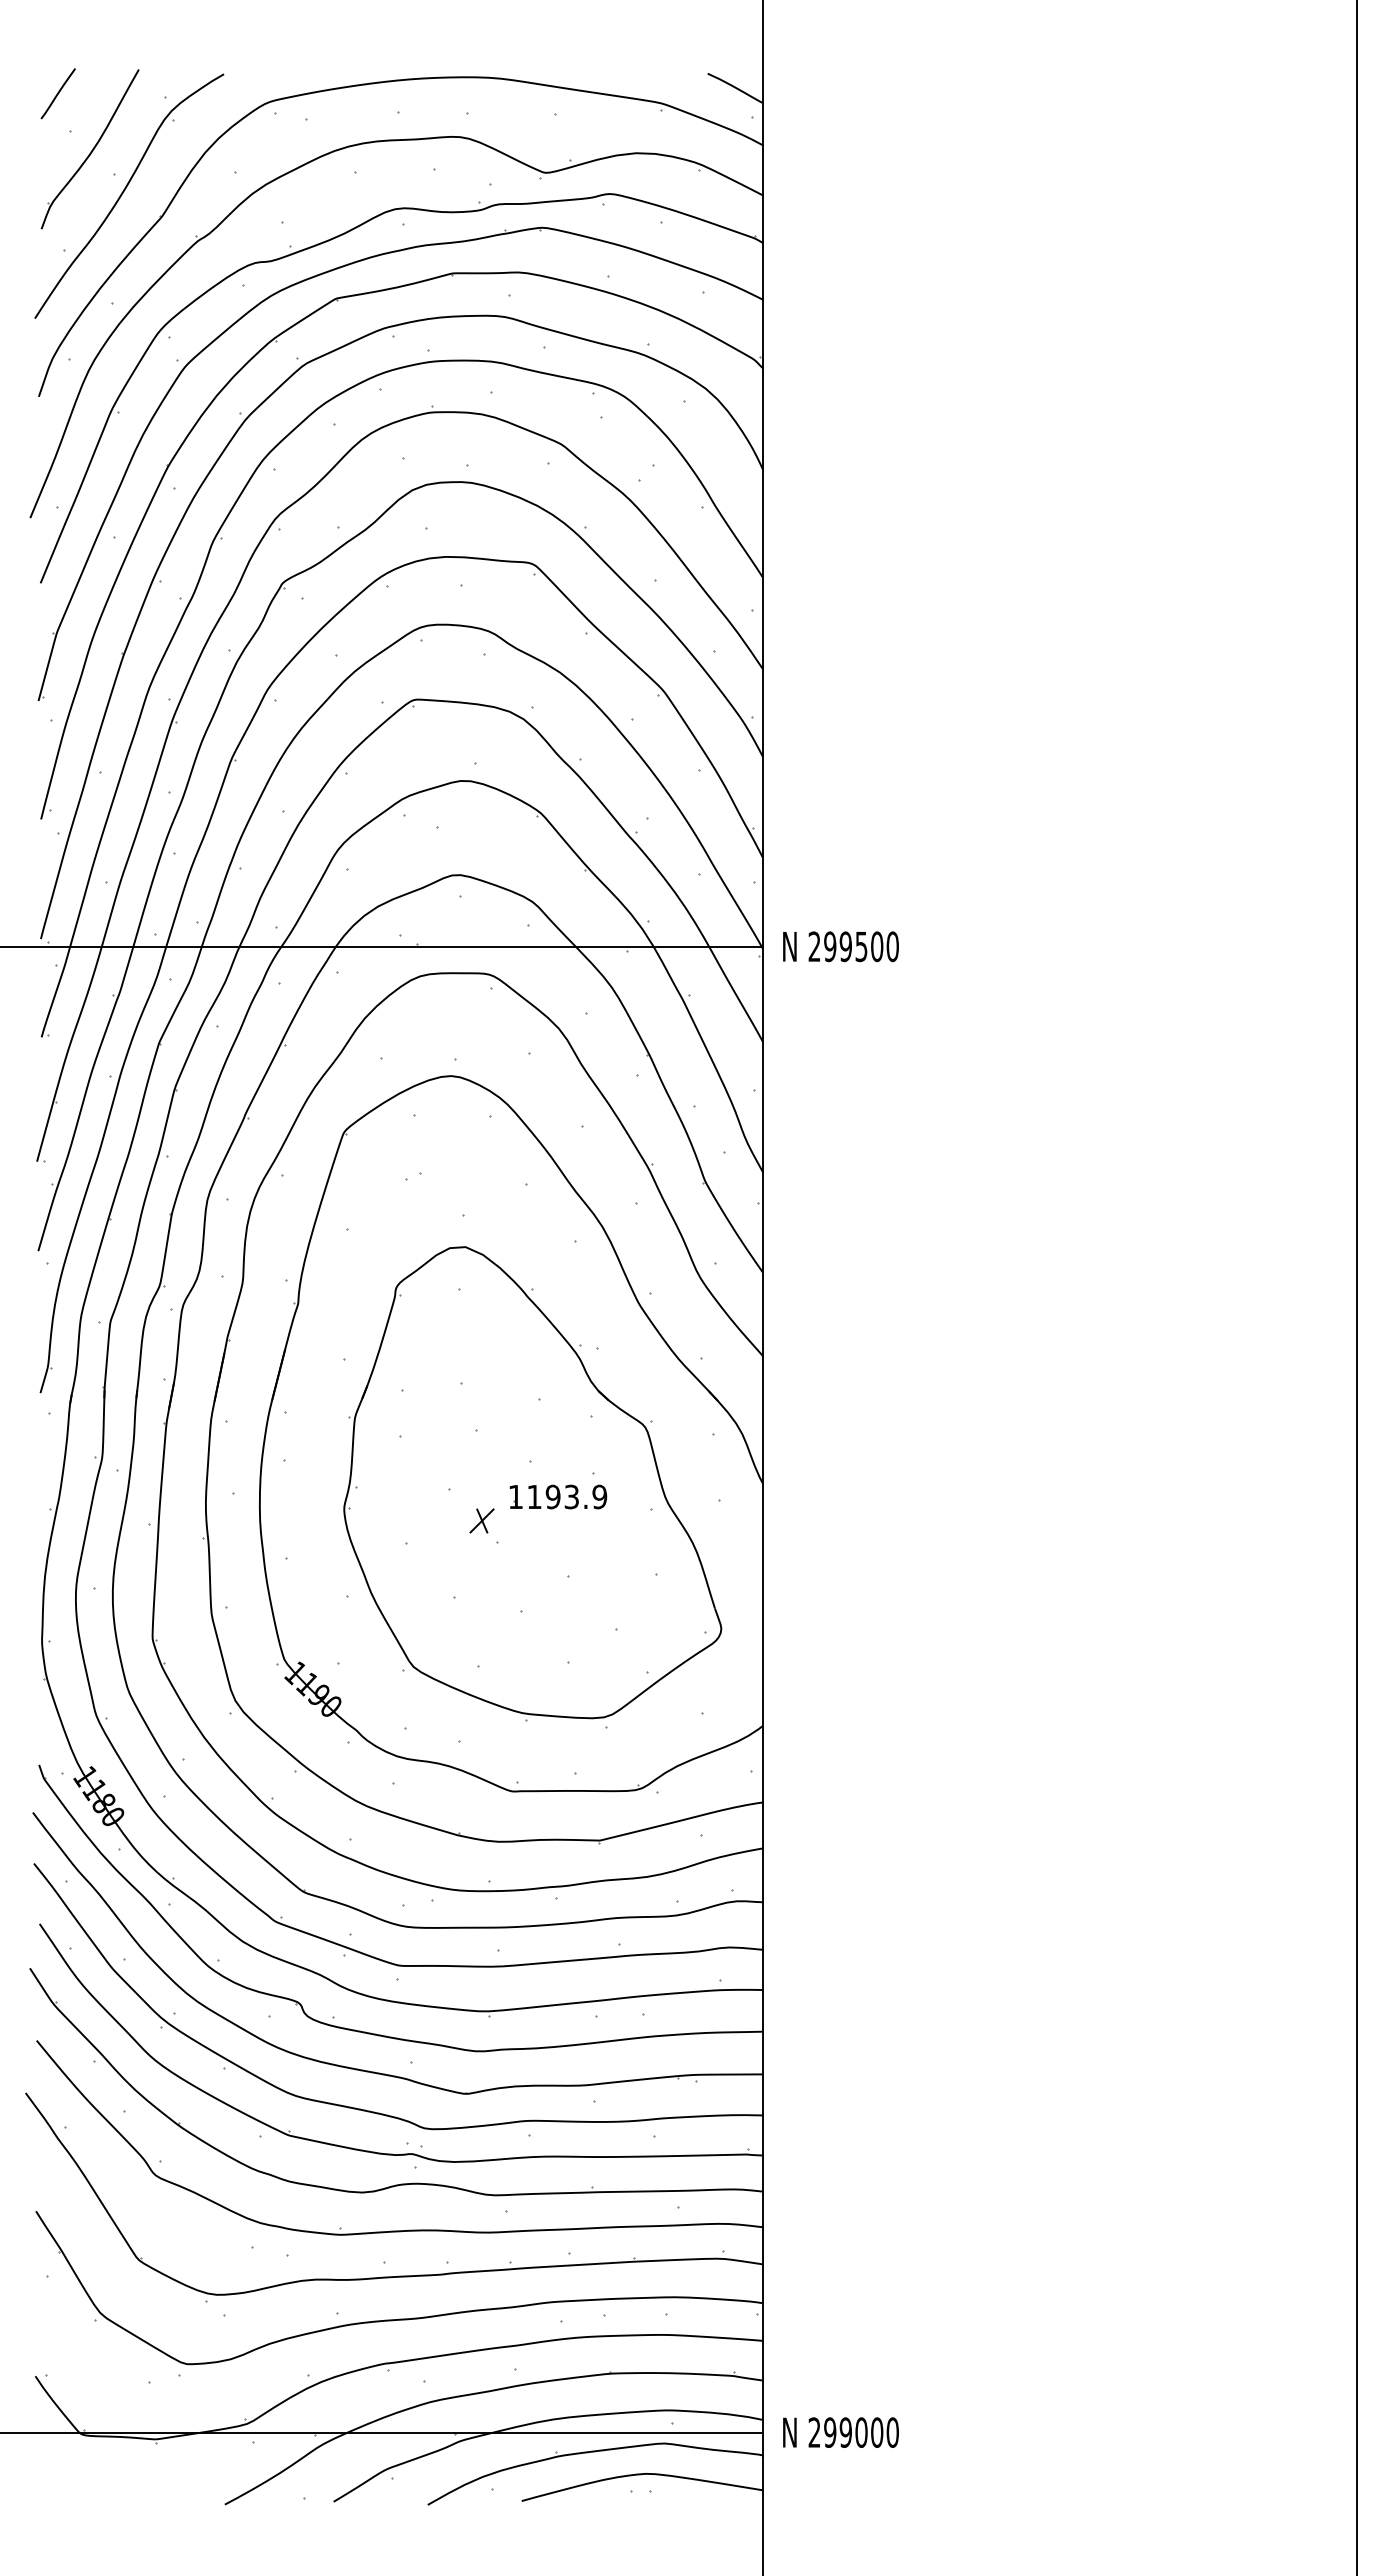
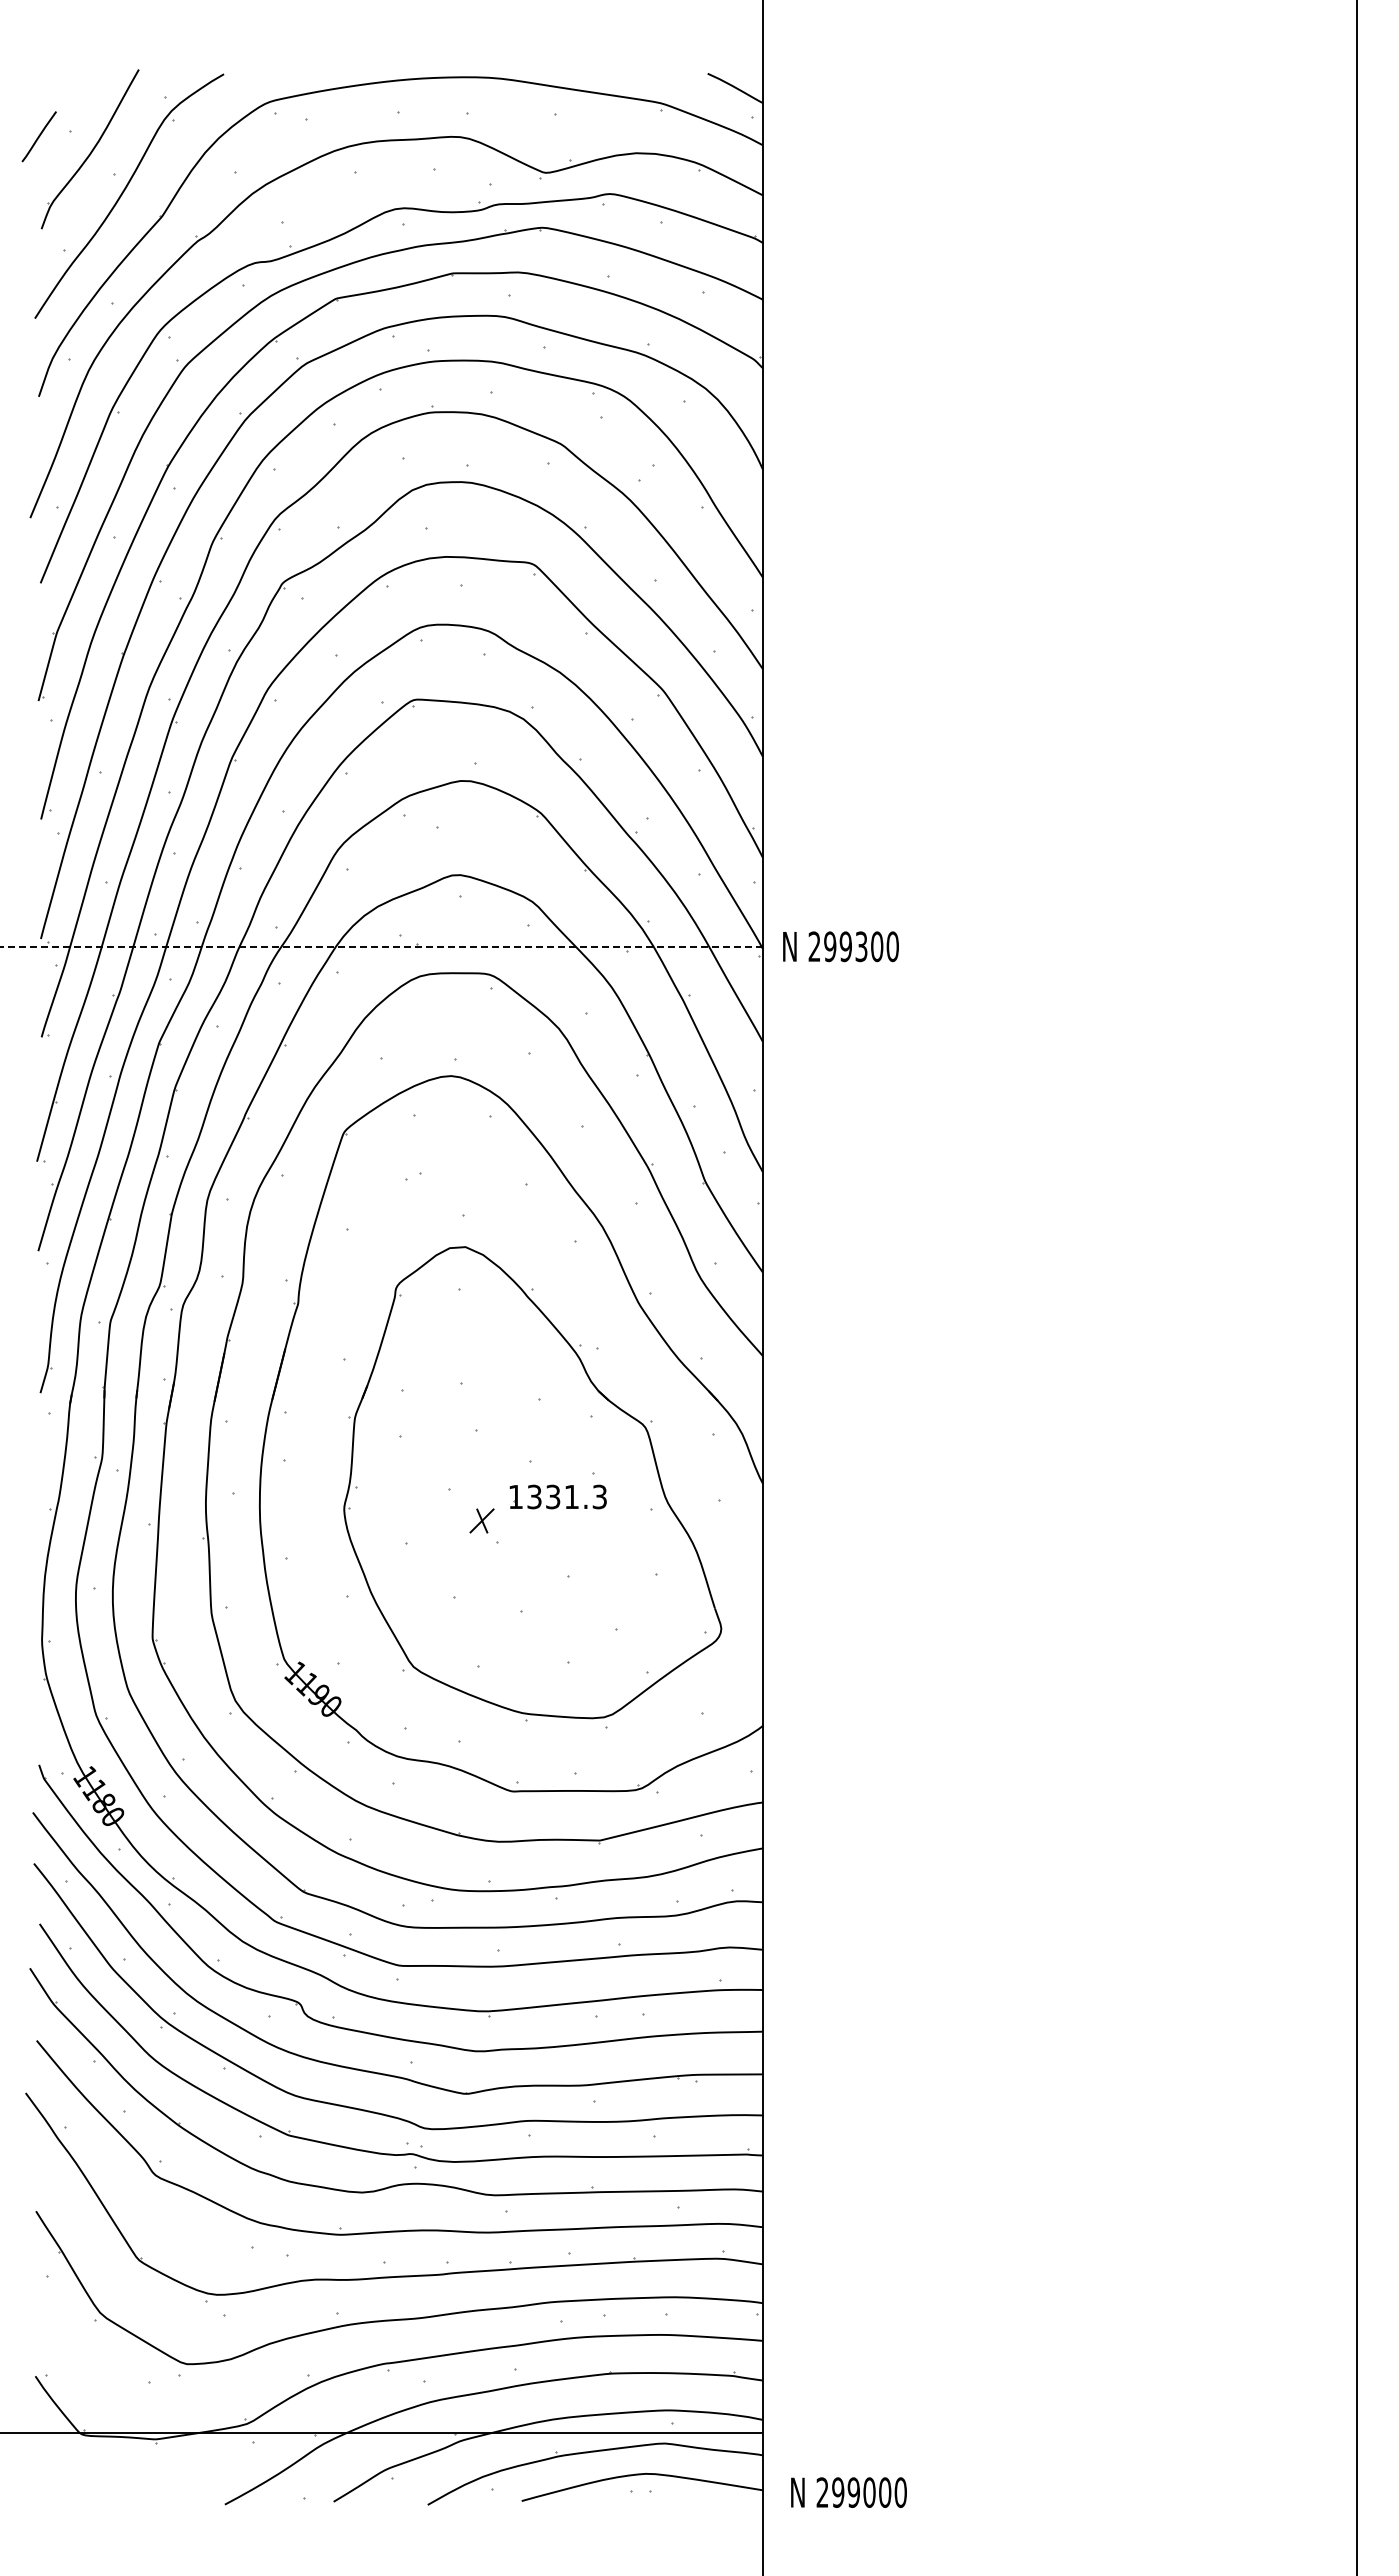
line position: (57, 93) -> (38, 136) (38, 136)
line: solid -> dashed (381, 946)
text: 299500 -> 299300 (861, 946)
text: 1193.9 -> 1331.3 (567, 1496)
text position: (840, 2432) -> (848, 2492) (848, 2492)
